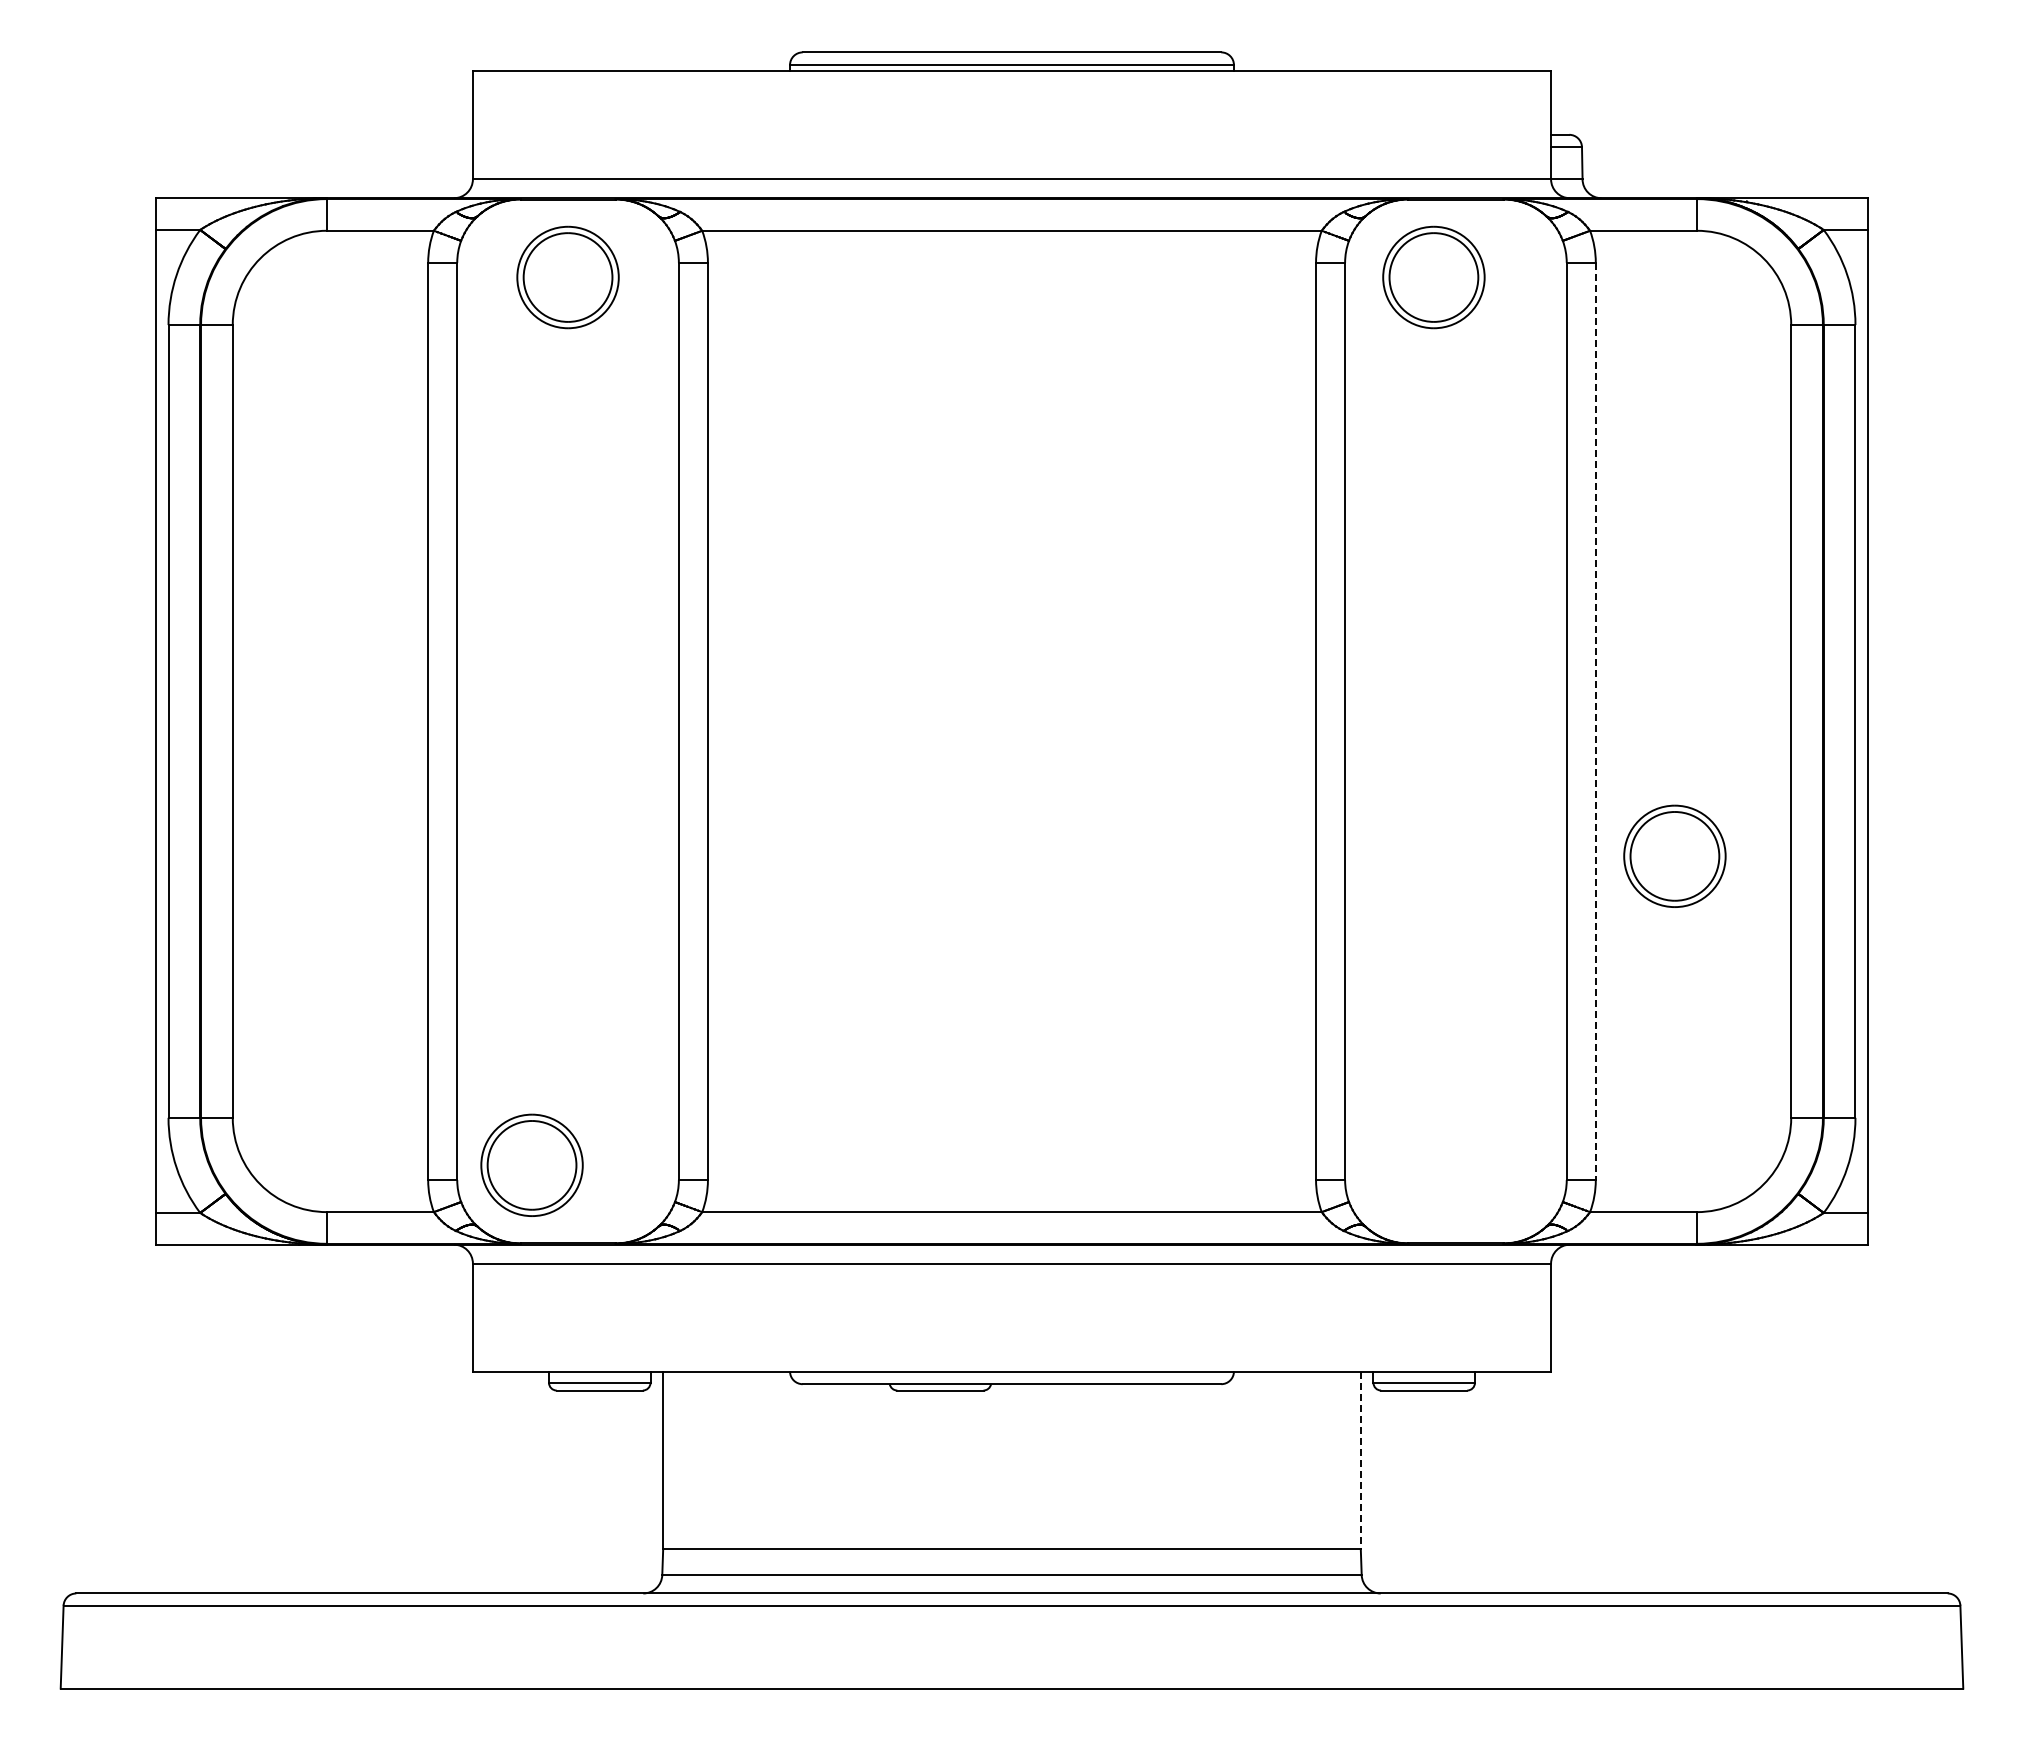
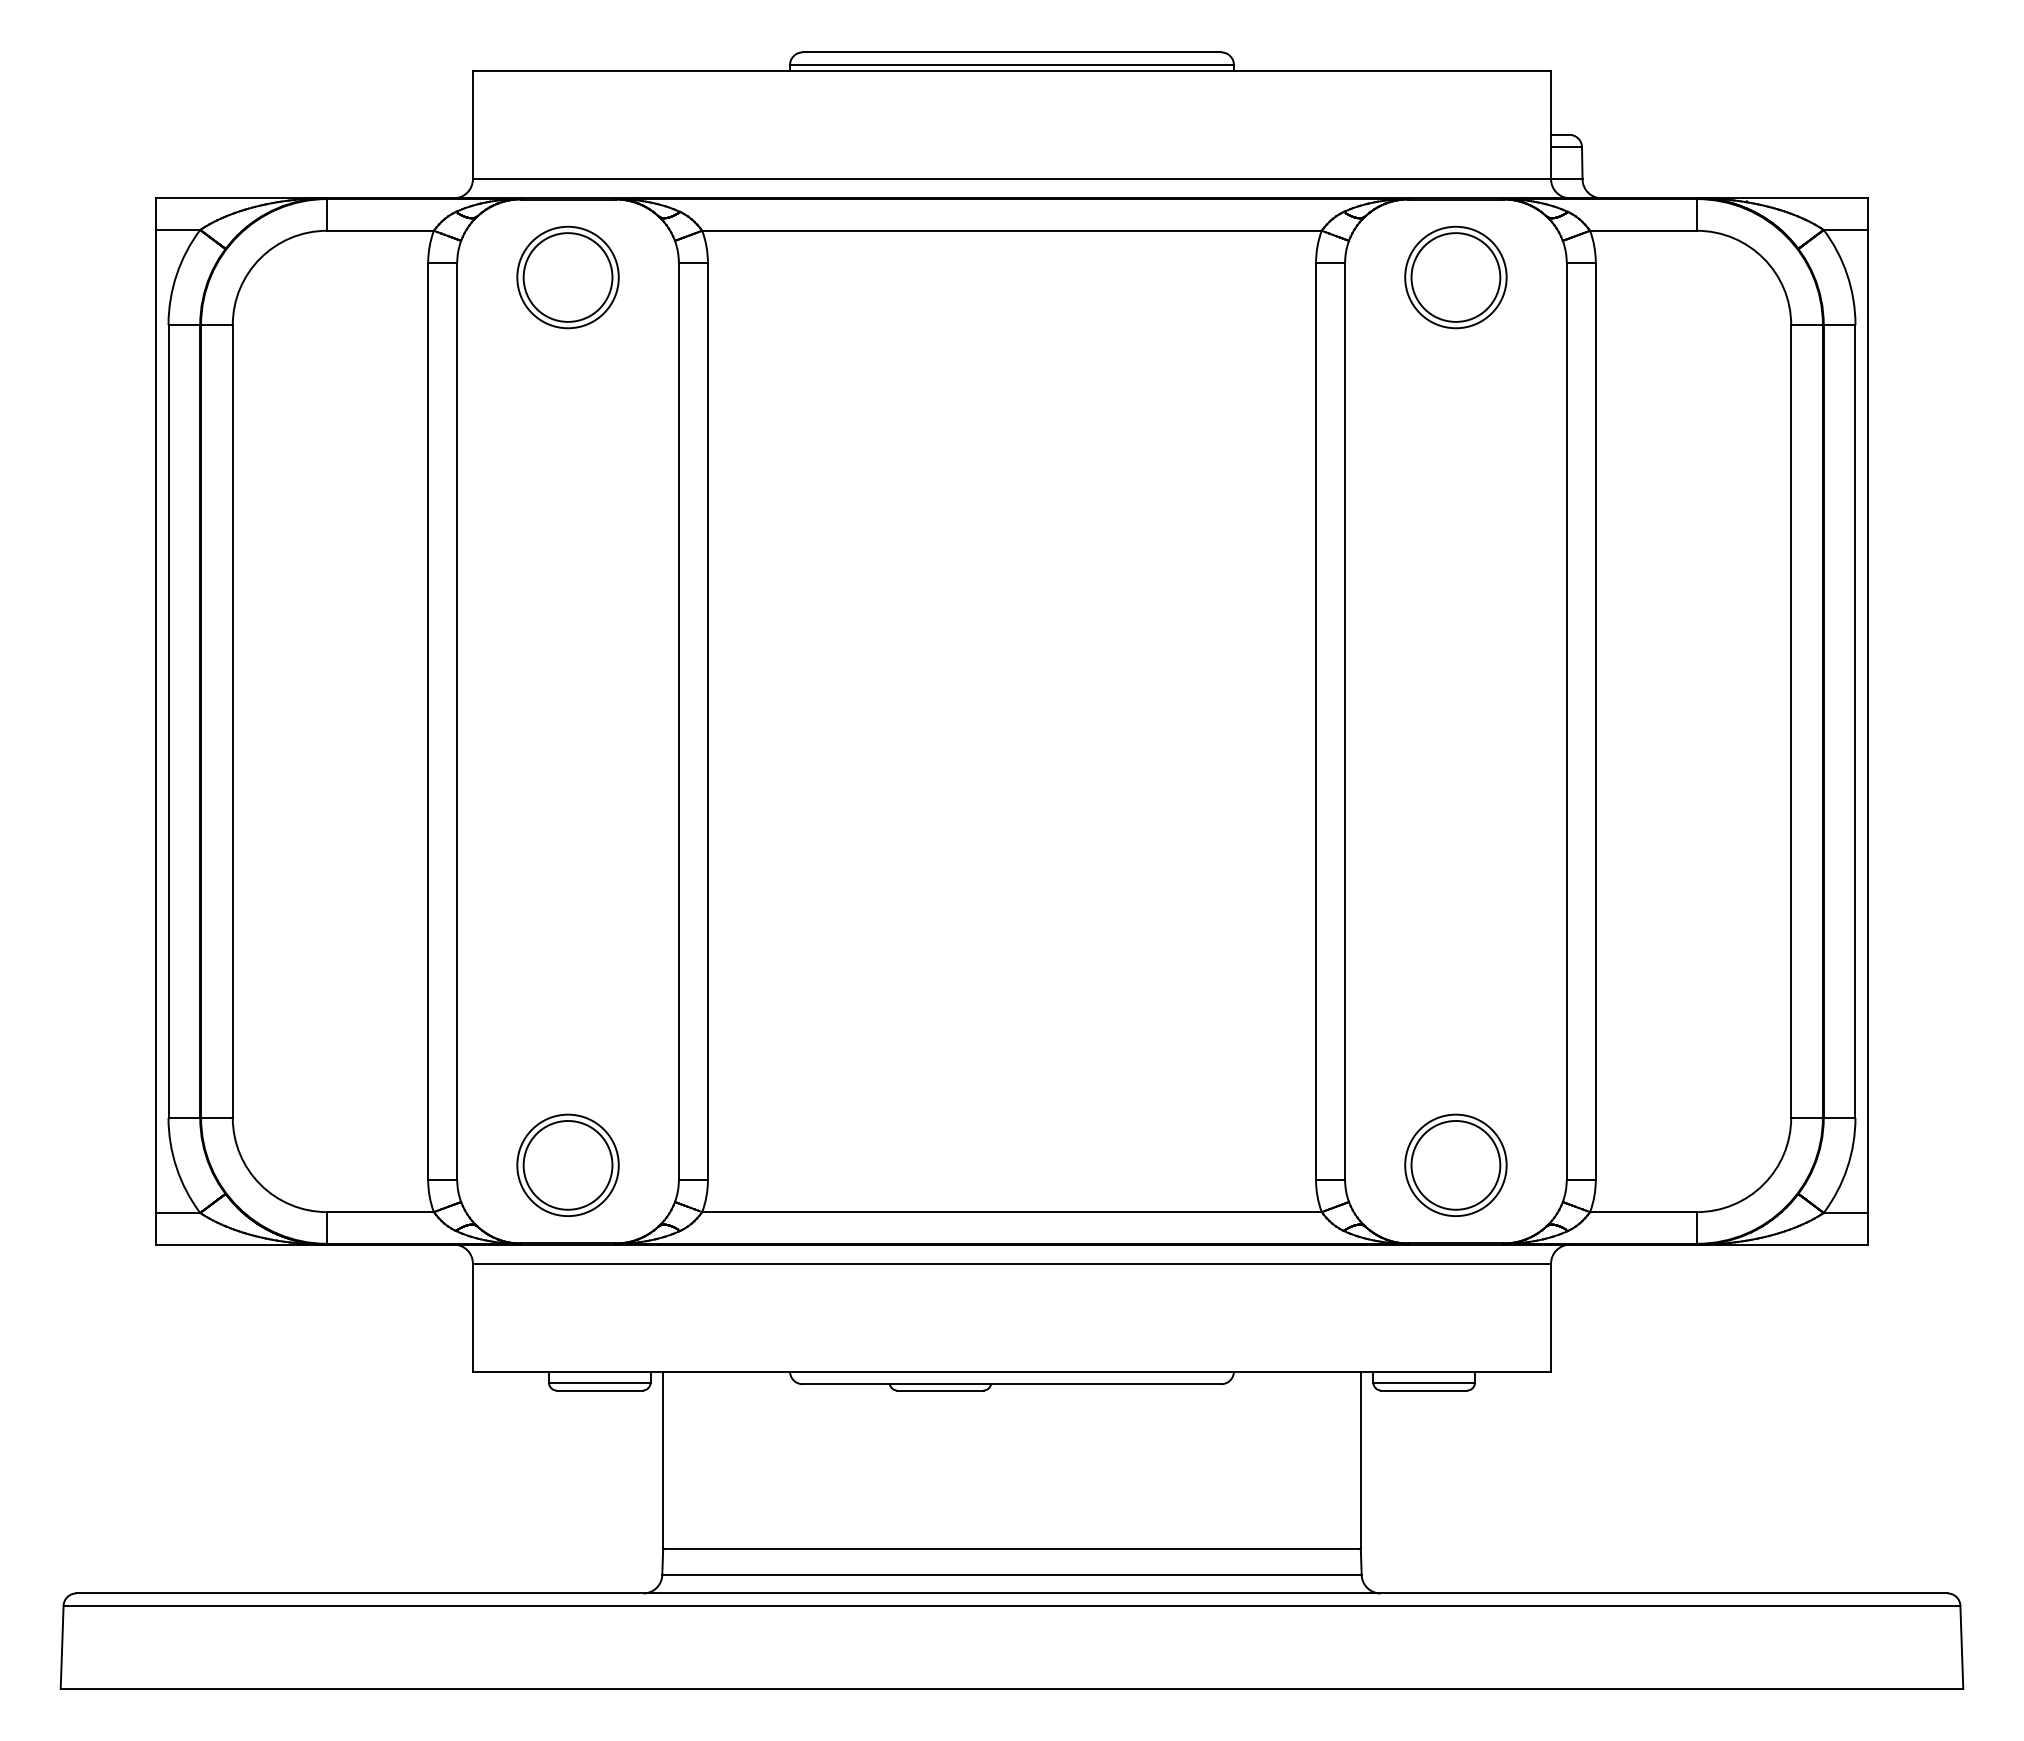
part position: (1433, 277) -> (1455, 277) (1455, 277)
line: dashed -> solid (1595, 721)
part position: (1674, 855) -> (1455, 1164) (1455, 1164)
part position: (531, 1164) -> (567, 1164) (567, 1164)
line: dashed -> solid (1360, 1460)
